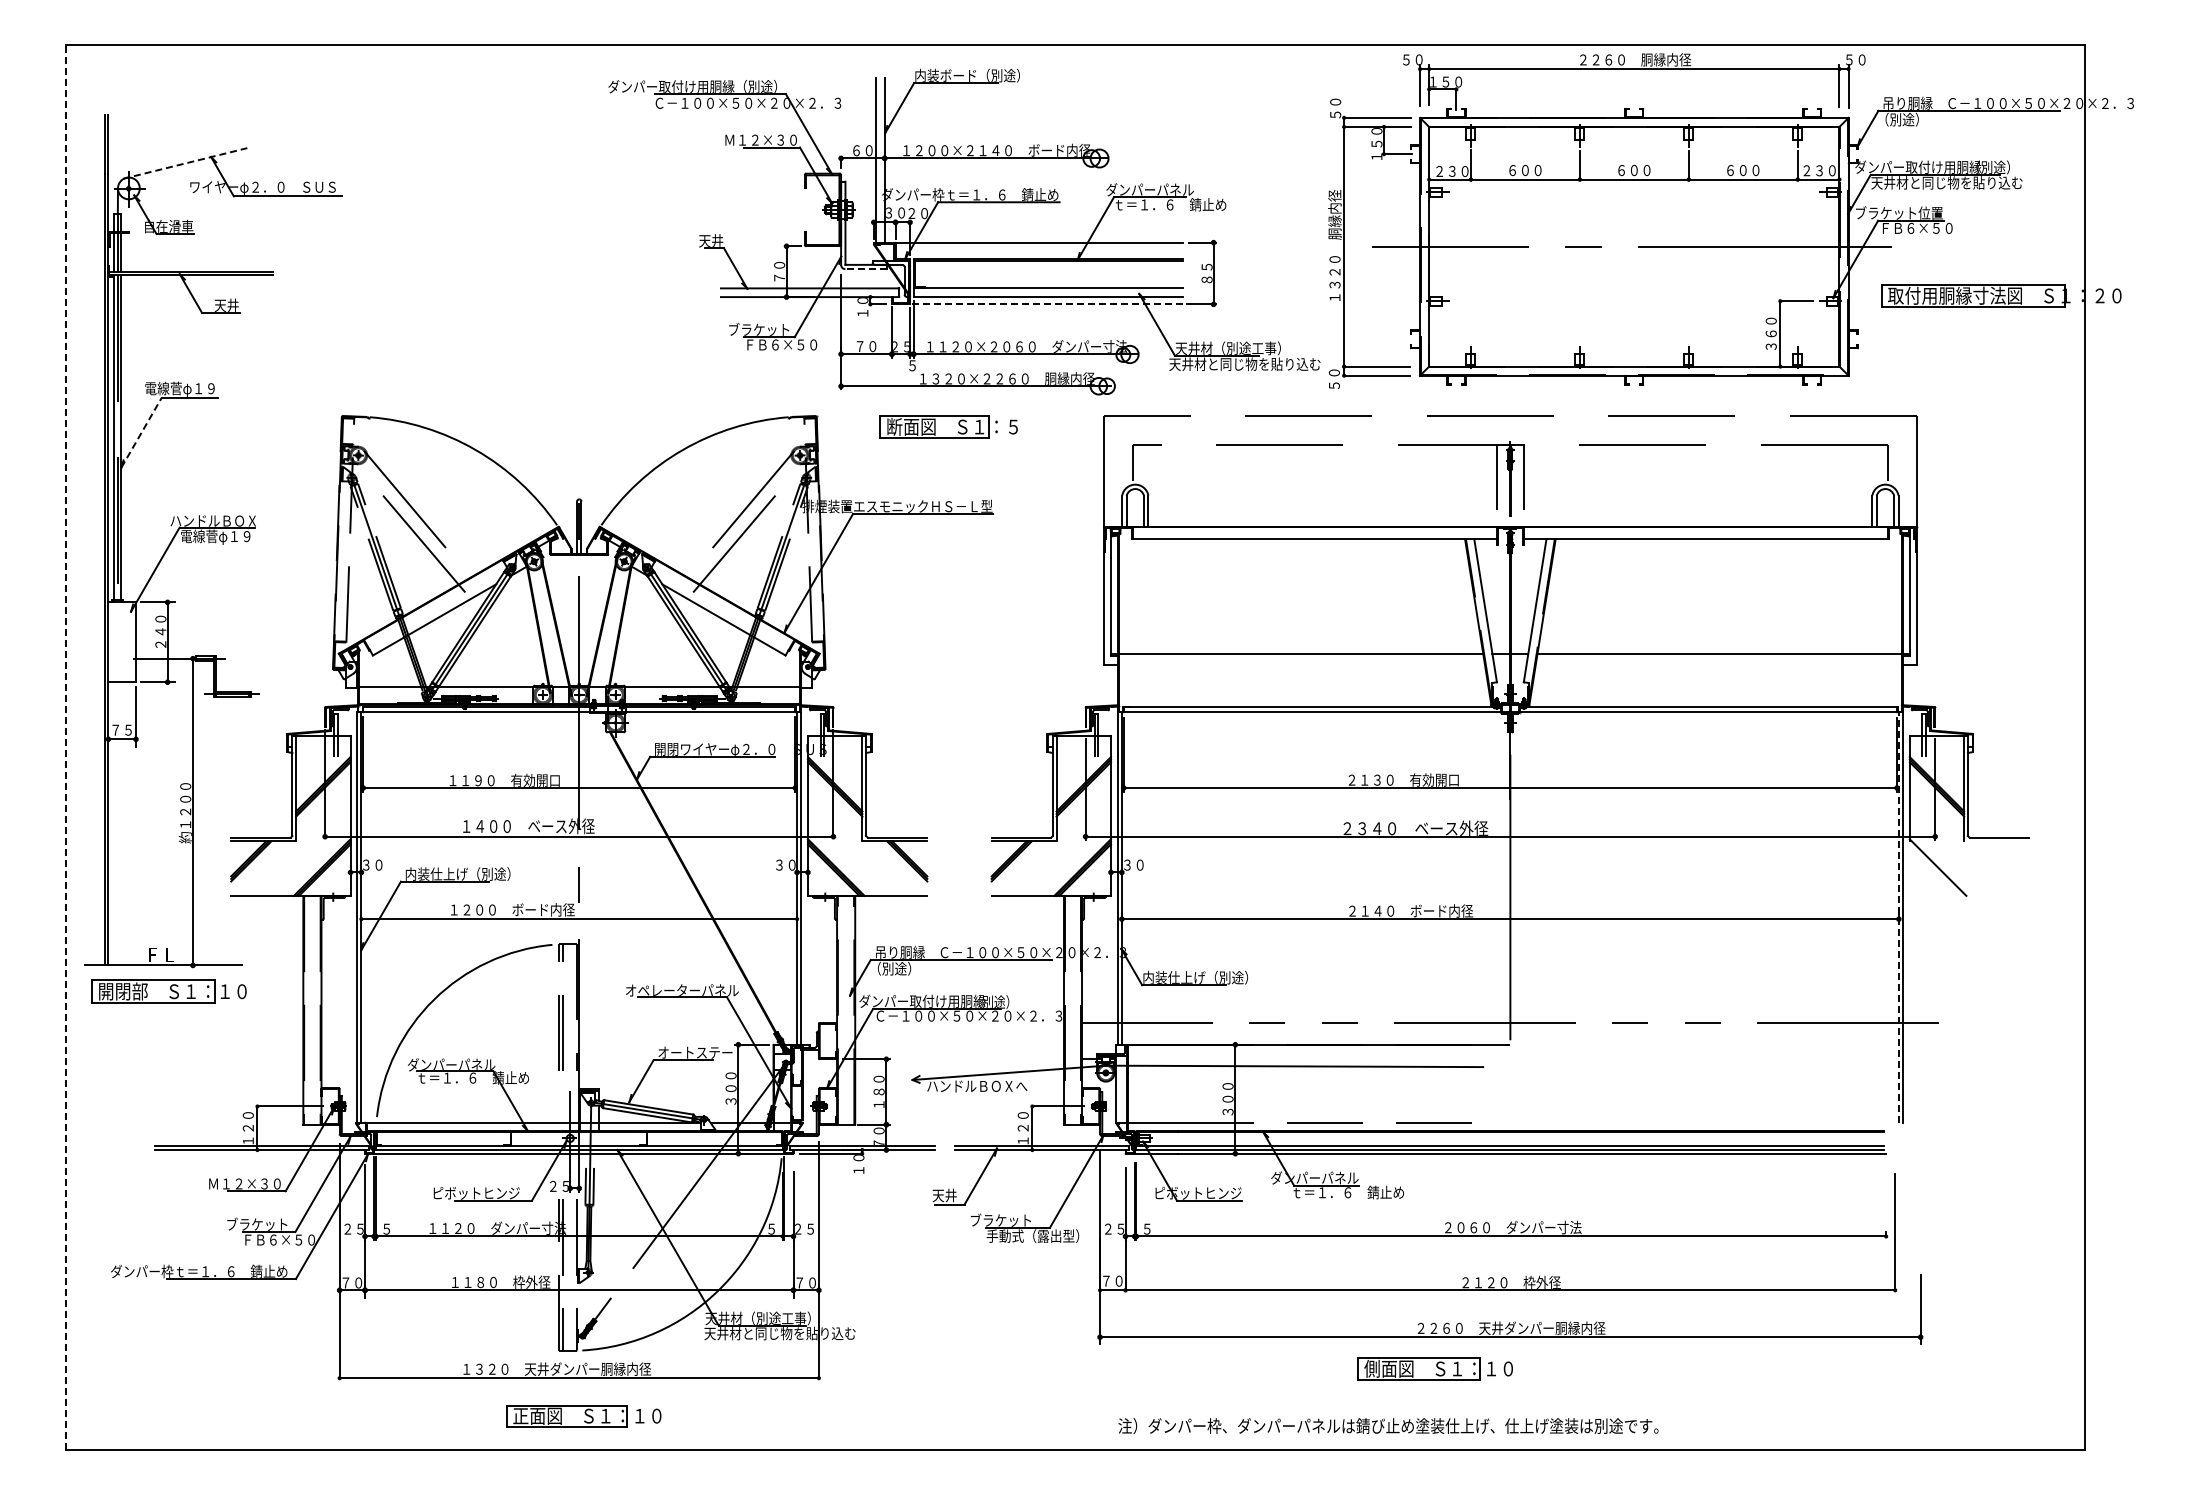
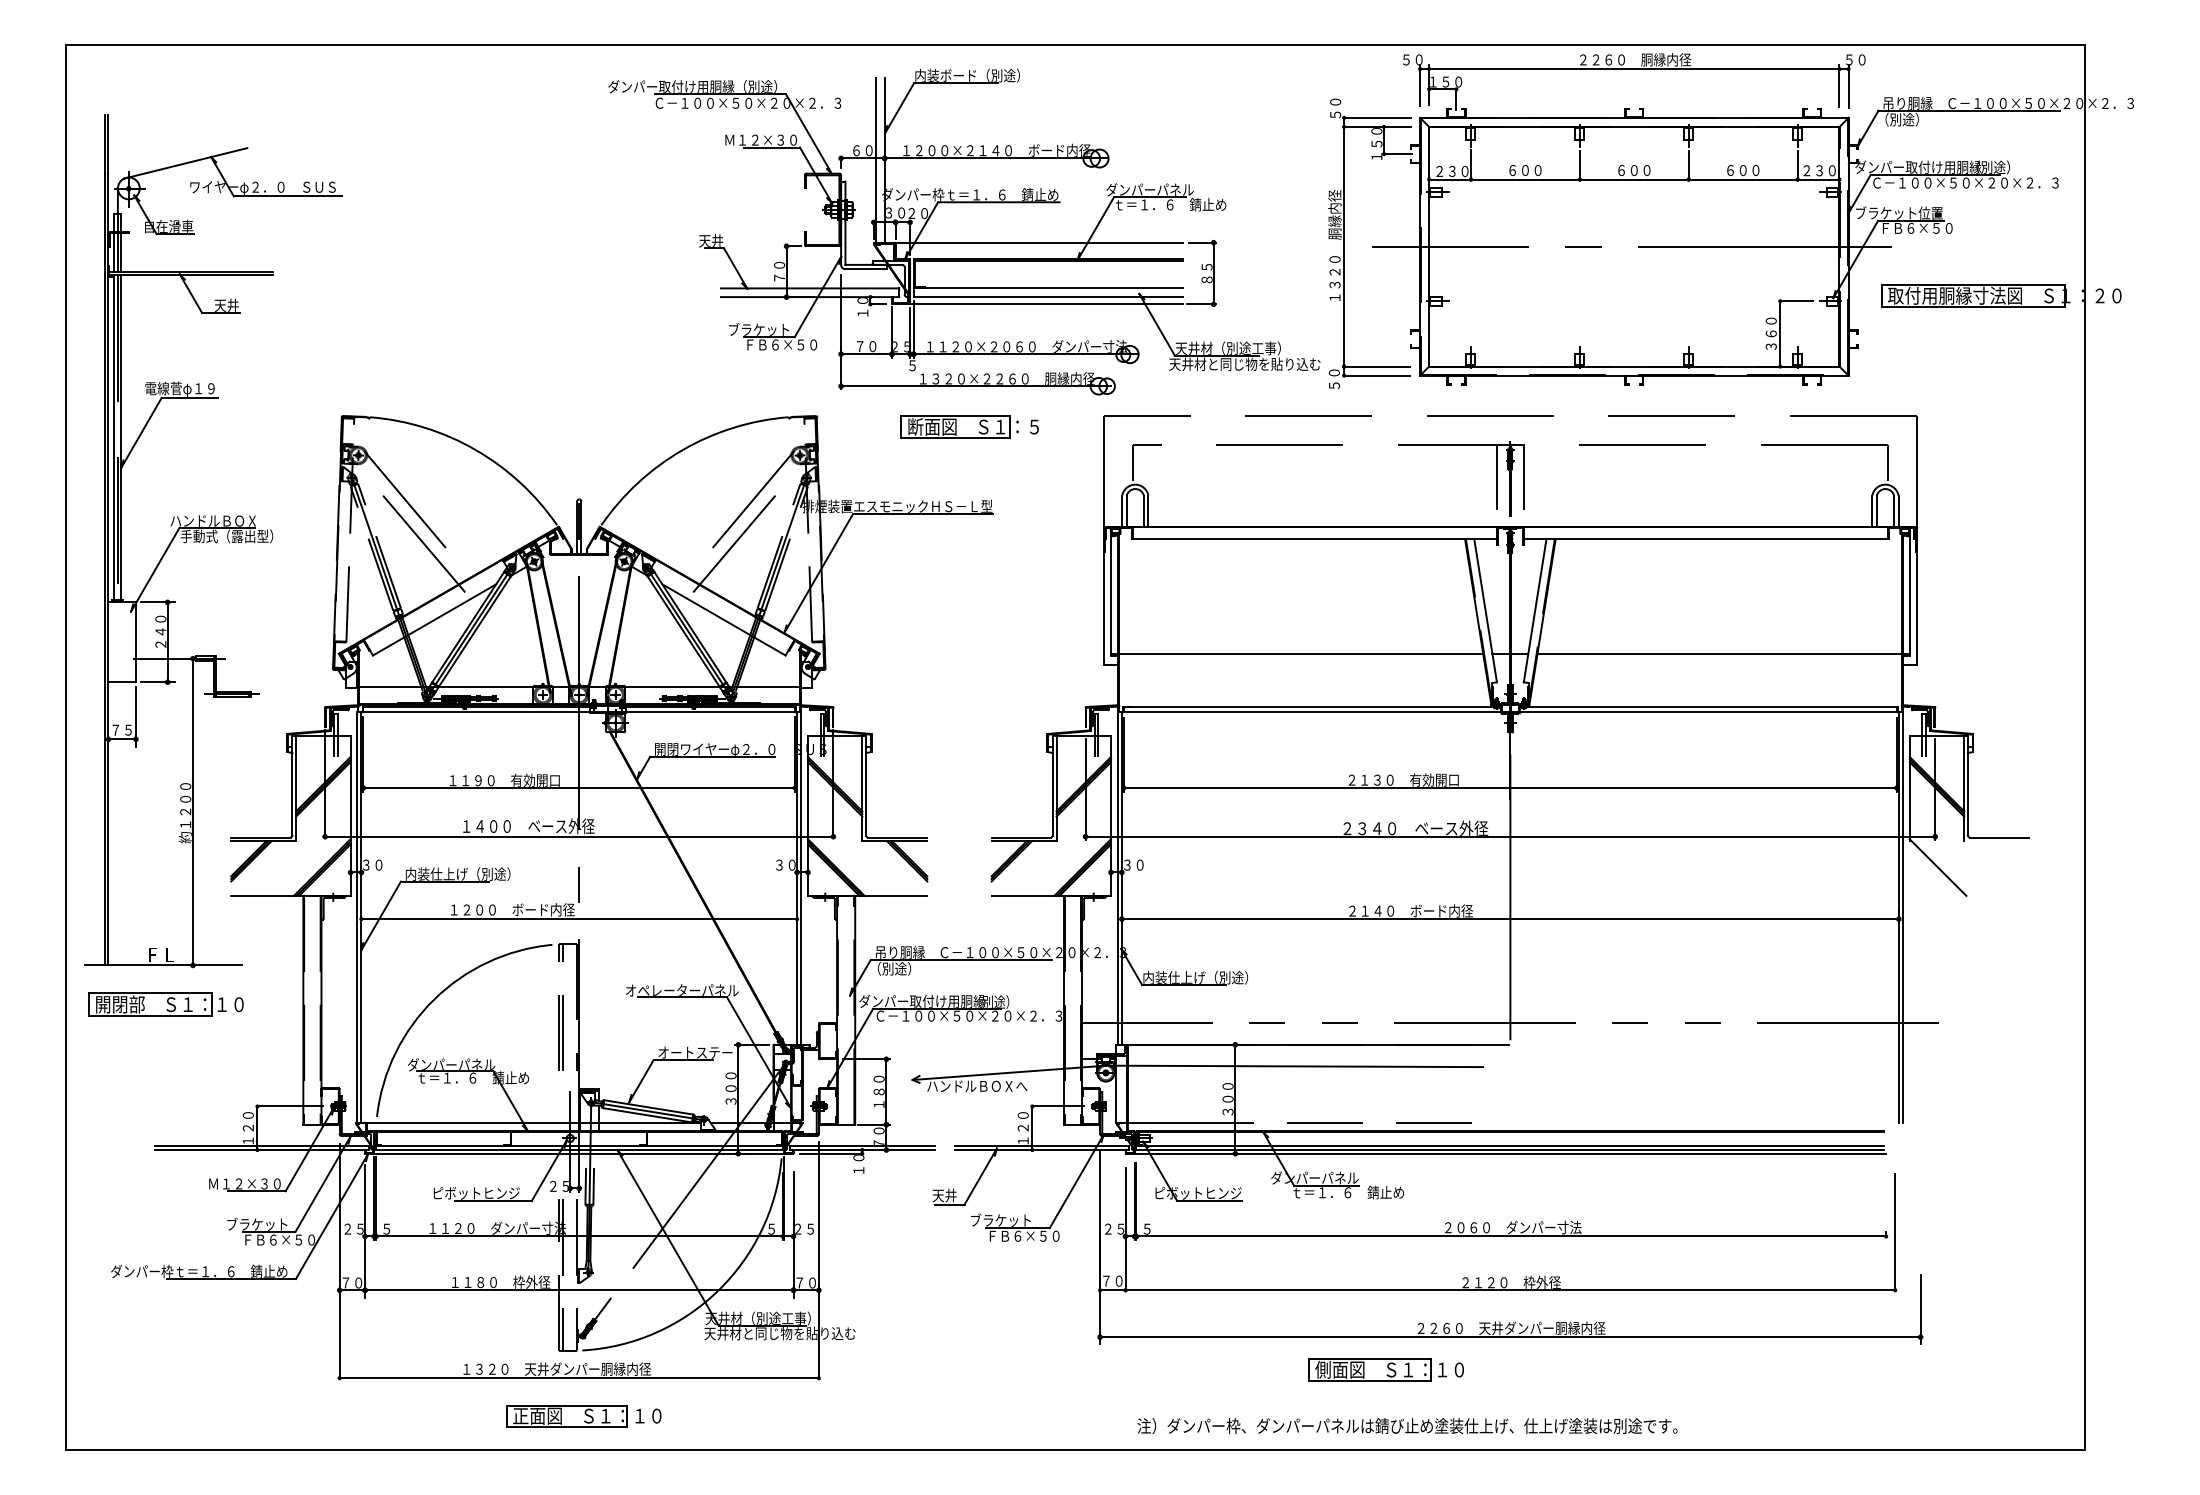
line: dashed -> solid (185, 163)
text: 天井材と同じ物を貼り込む -> Ｃ－１００×５０×２０×２．３ (1964, 182)
line: dashed -> solid (866, 269)
line: dashed -> solid (1045, 304)
part position: (948, 426) -> (969, 426) (969, 426)
line: dashed -> solid (141, 432)
text: 電線菅φ１９ -> 手動式（露出型） (226, 536)
line: dashed -> solid (66, 747)
line: dashed -> solid (1898, 917)
part position: (168, 991) -> (165, 1004) (165, 1004)
text: 手動式（露出型） -> ＦＢ６×５０ (1032, 1235)
part position: (1434, 1368) -> (1385, 1369) (1385, 1369)
text position: (1388, 1425) -> (1407, 1425) (1407, 1425)
